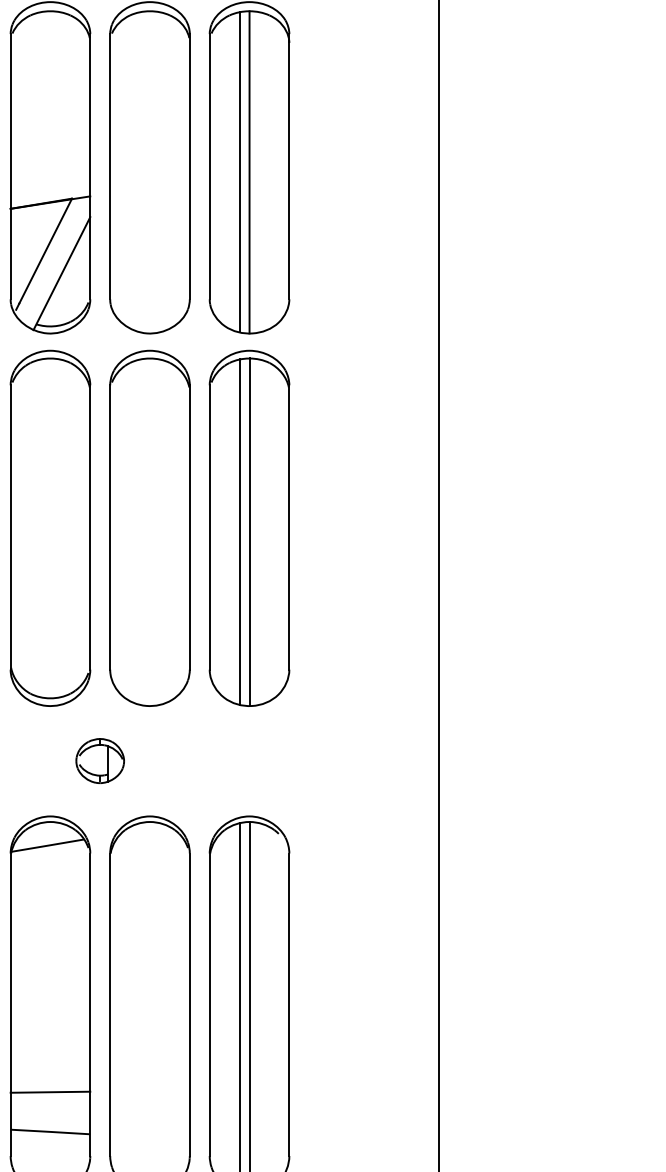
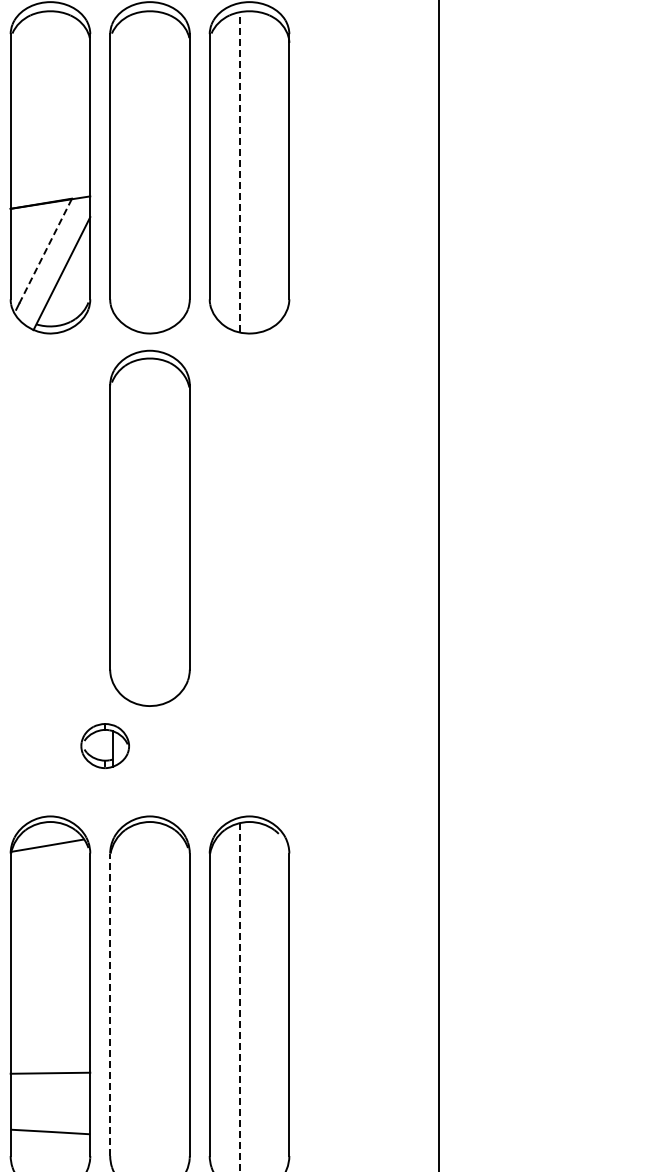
line: solid -> dashed (239, 171)
line: present -> none (249, 172)
line: solid -> dashed (45, 251)
part: present -> none (50, 527)
part: present -> none (249, 527)
part position: (99, 760) -> (104, 745) (104, 745)
line: present -> none (249, 995)
line: solid -> dashed (239, 997)
line: solid -> dashed (110, 1004)
line position: (50, 1091) -> (50, 1072) (50, 1072)
